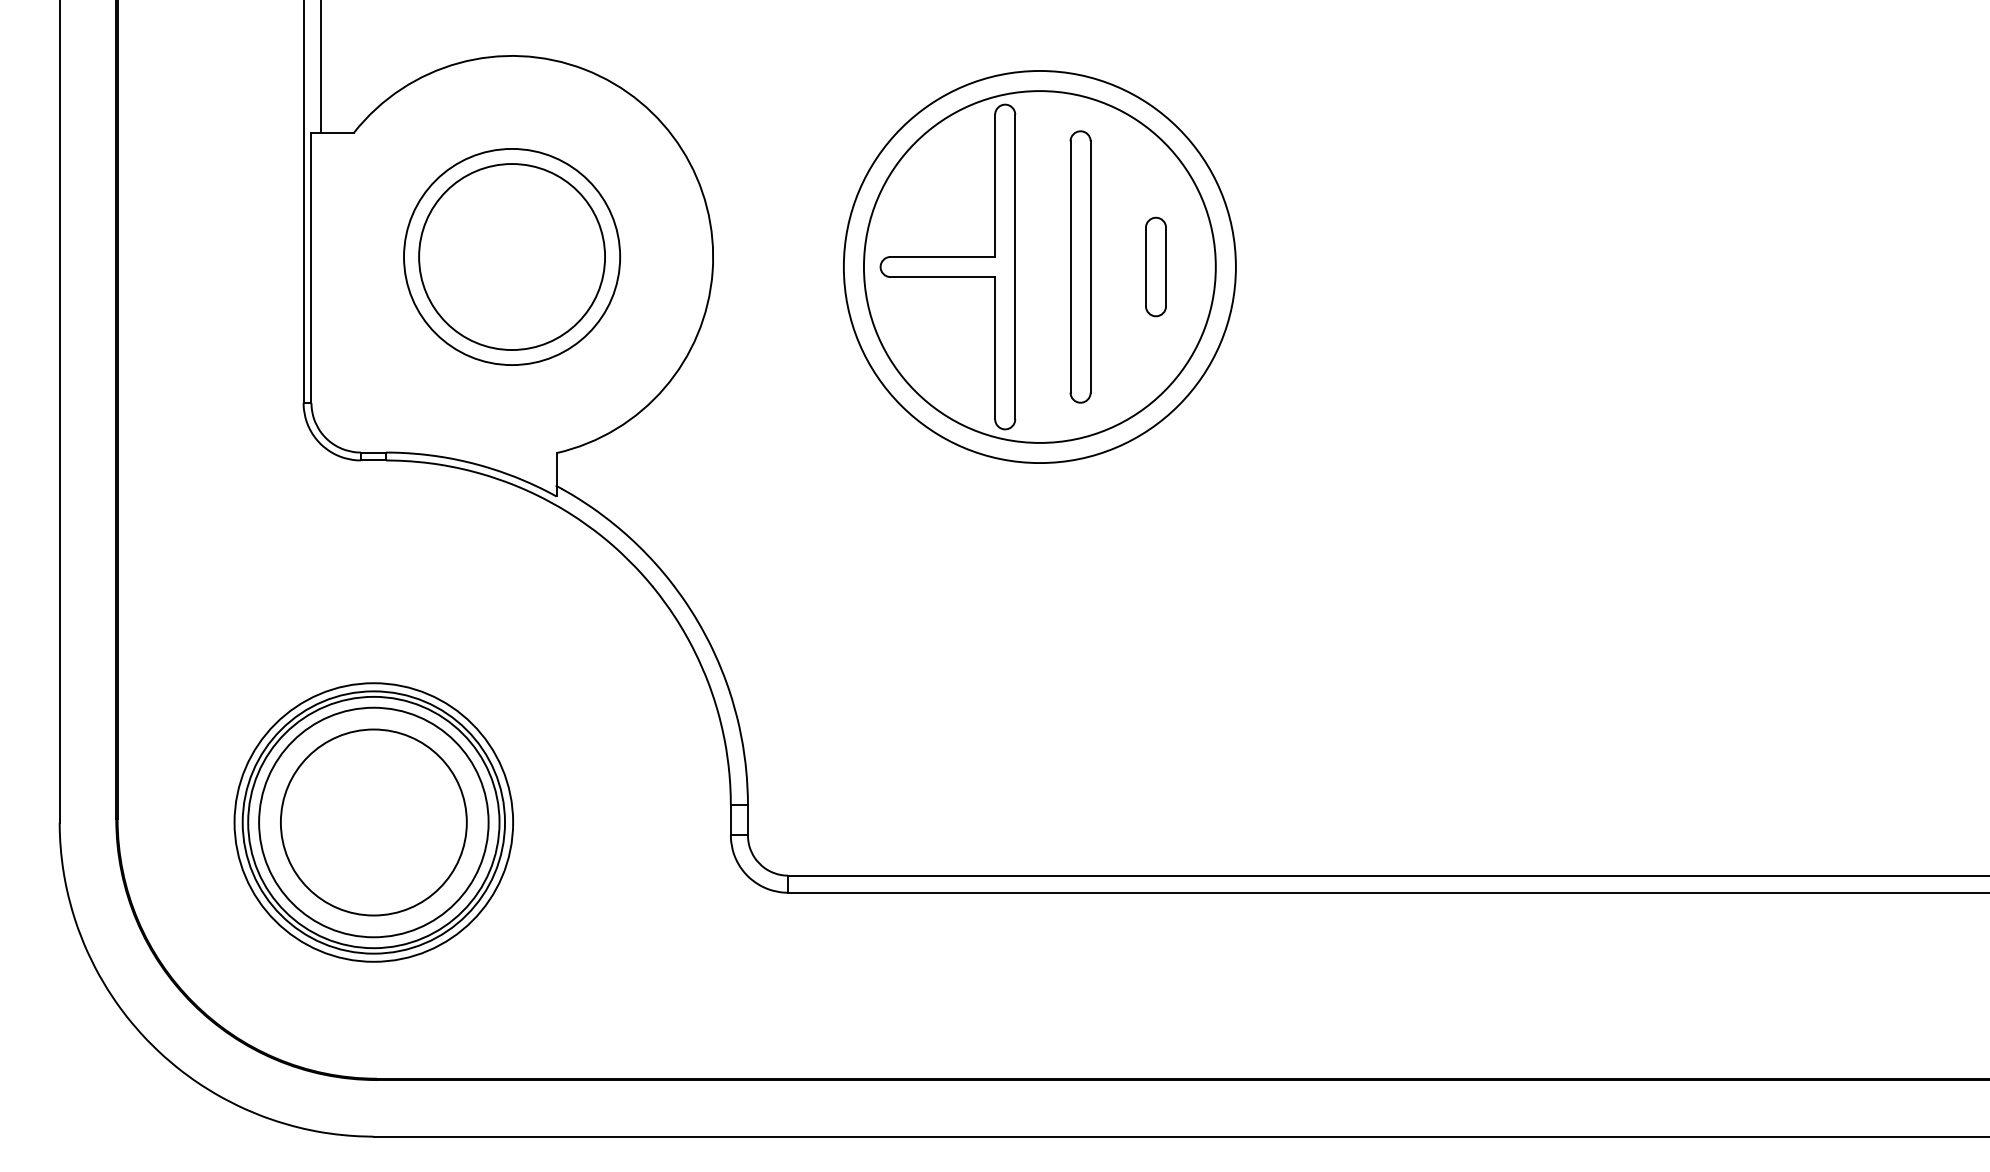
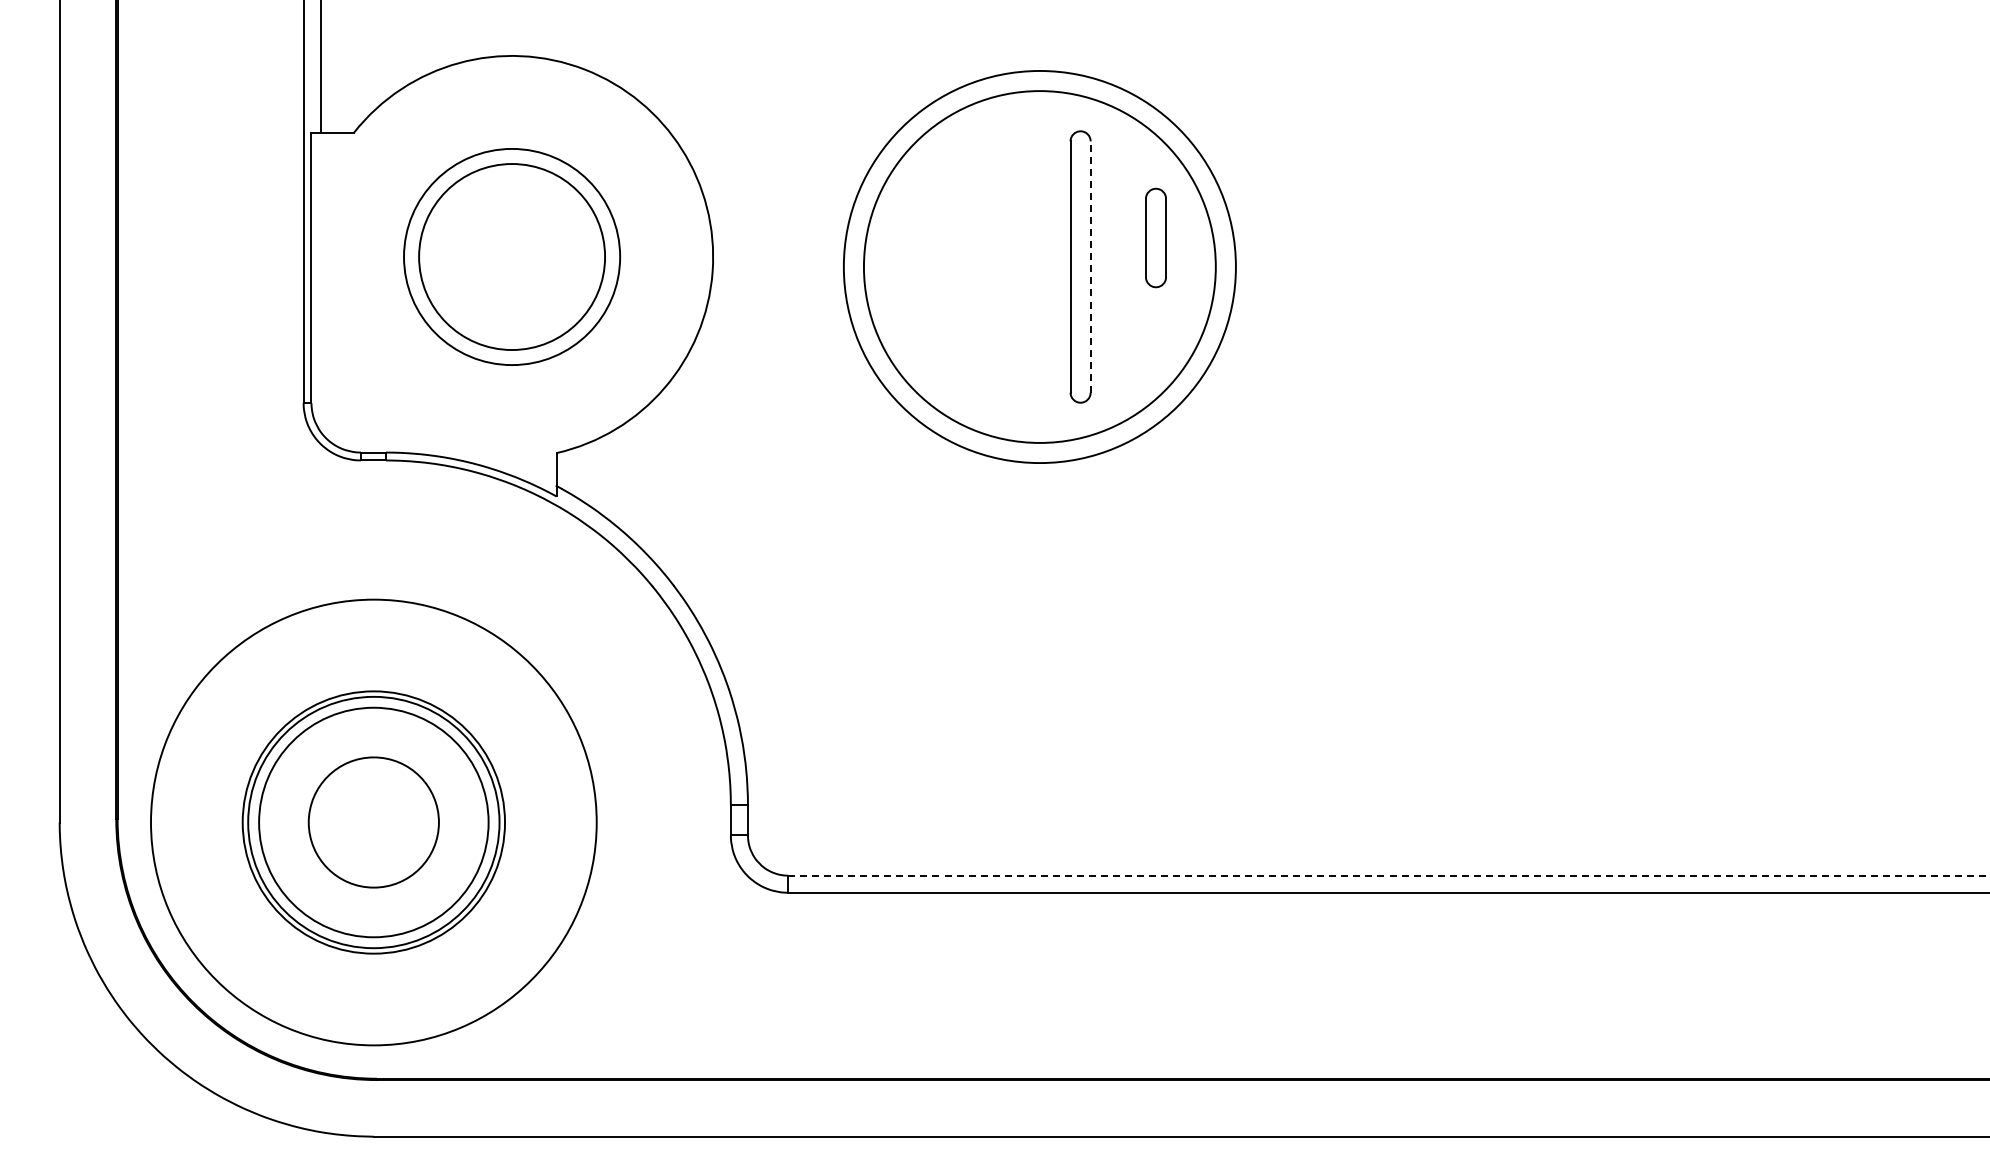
part: present -> none (947, 266)
part position: (1155, 266) -> (1155, 237) (1155, 237)
line: solid -> dashed (1090, 267)
circle diameter: 186 px -> 130 px (373, 822)
circle diameter: 279 px -> 446 px (373, 822)
line: solid -> dashed (1389, 875)
